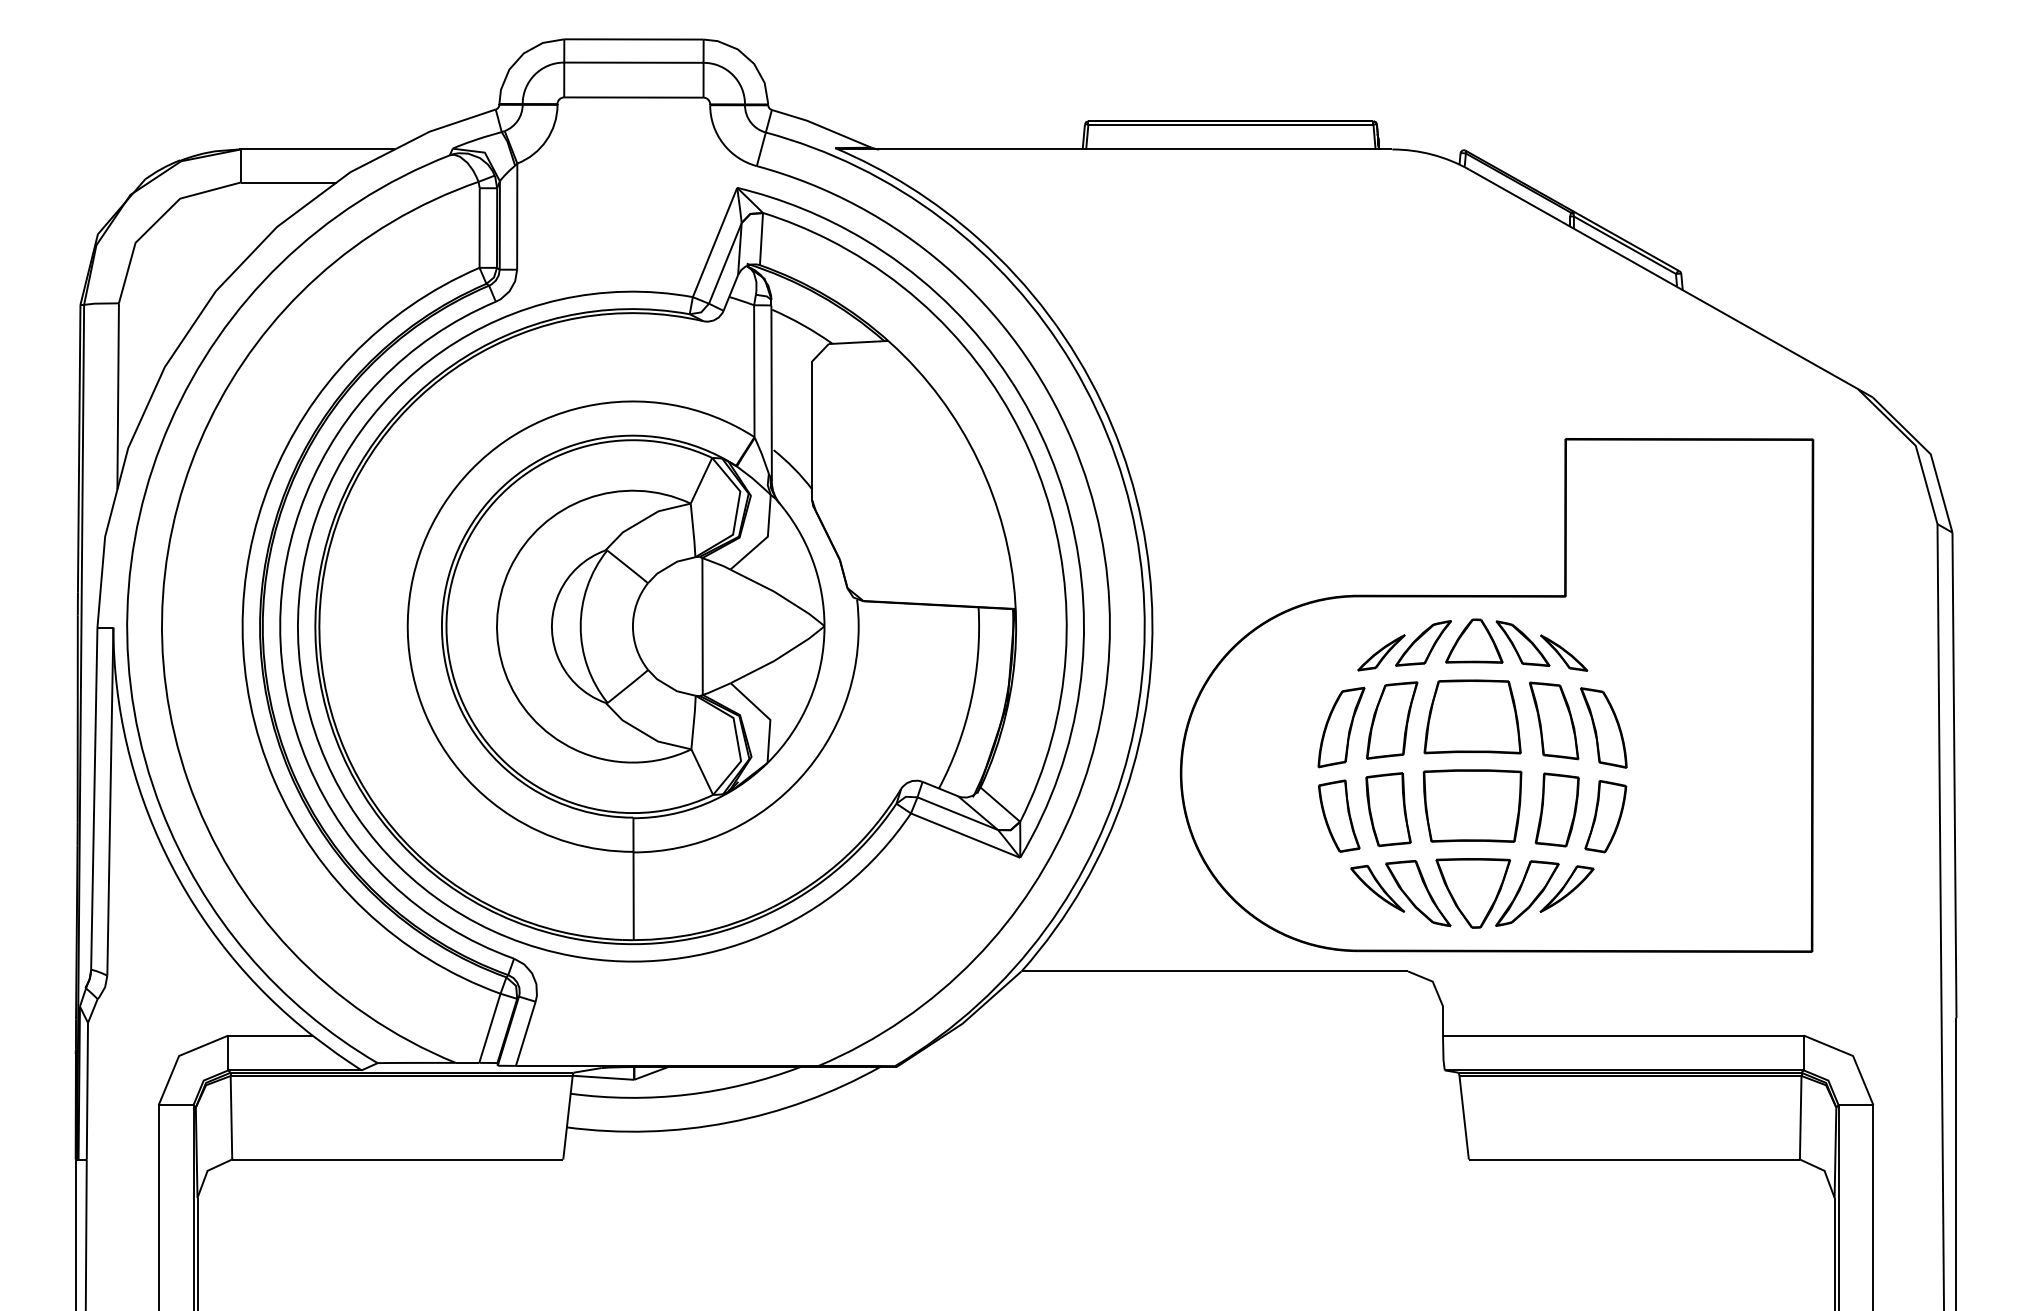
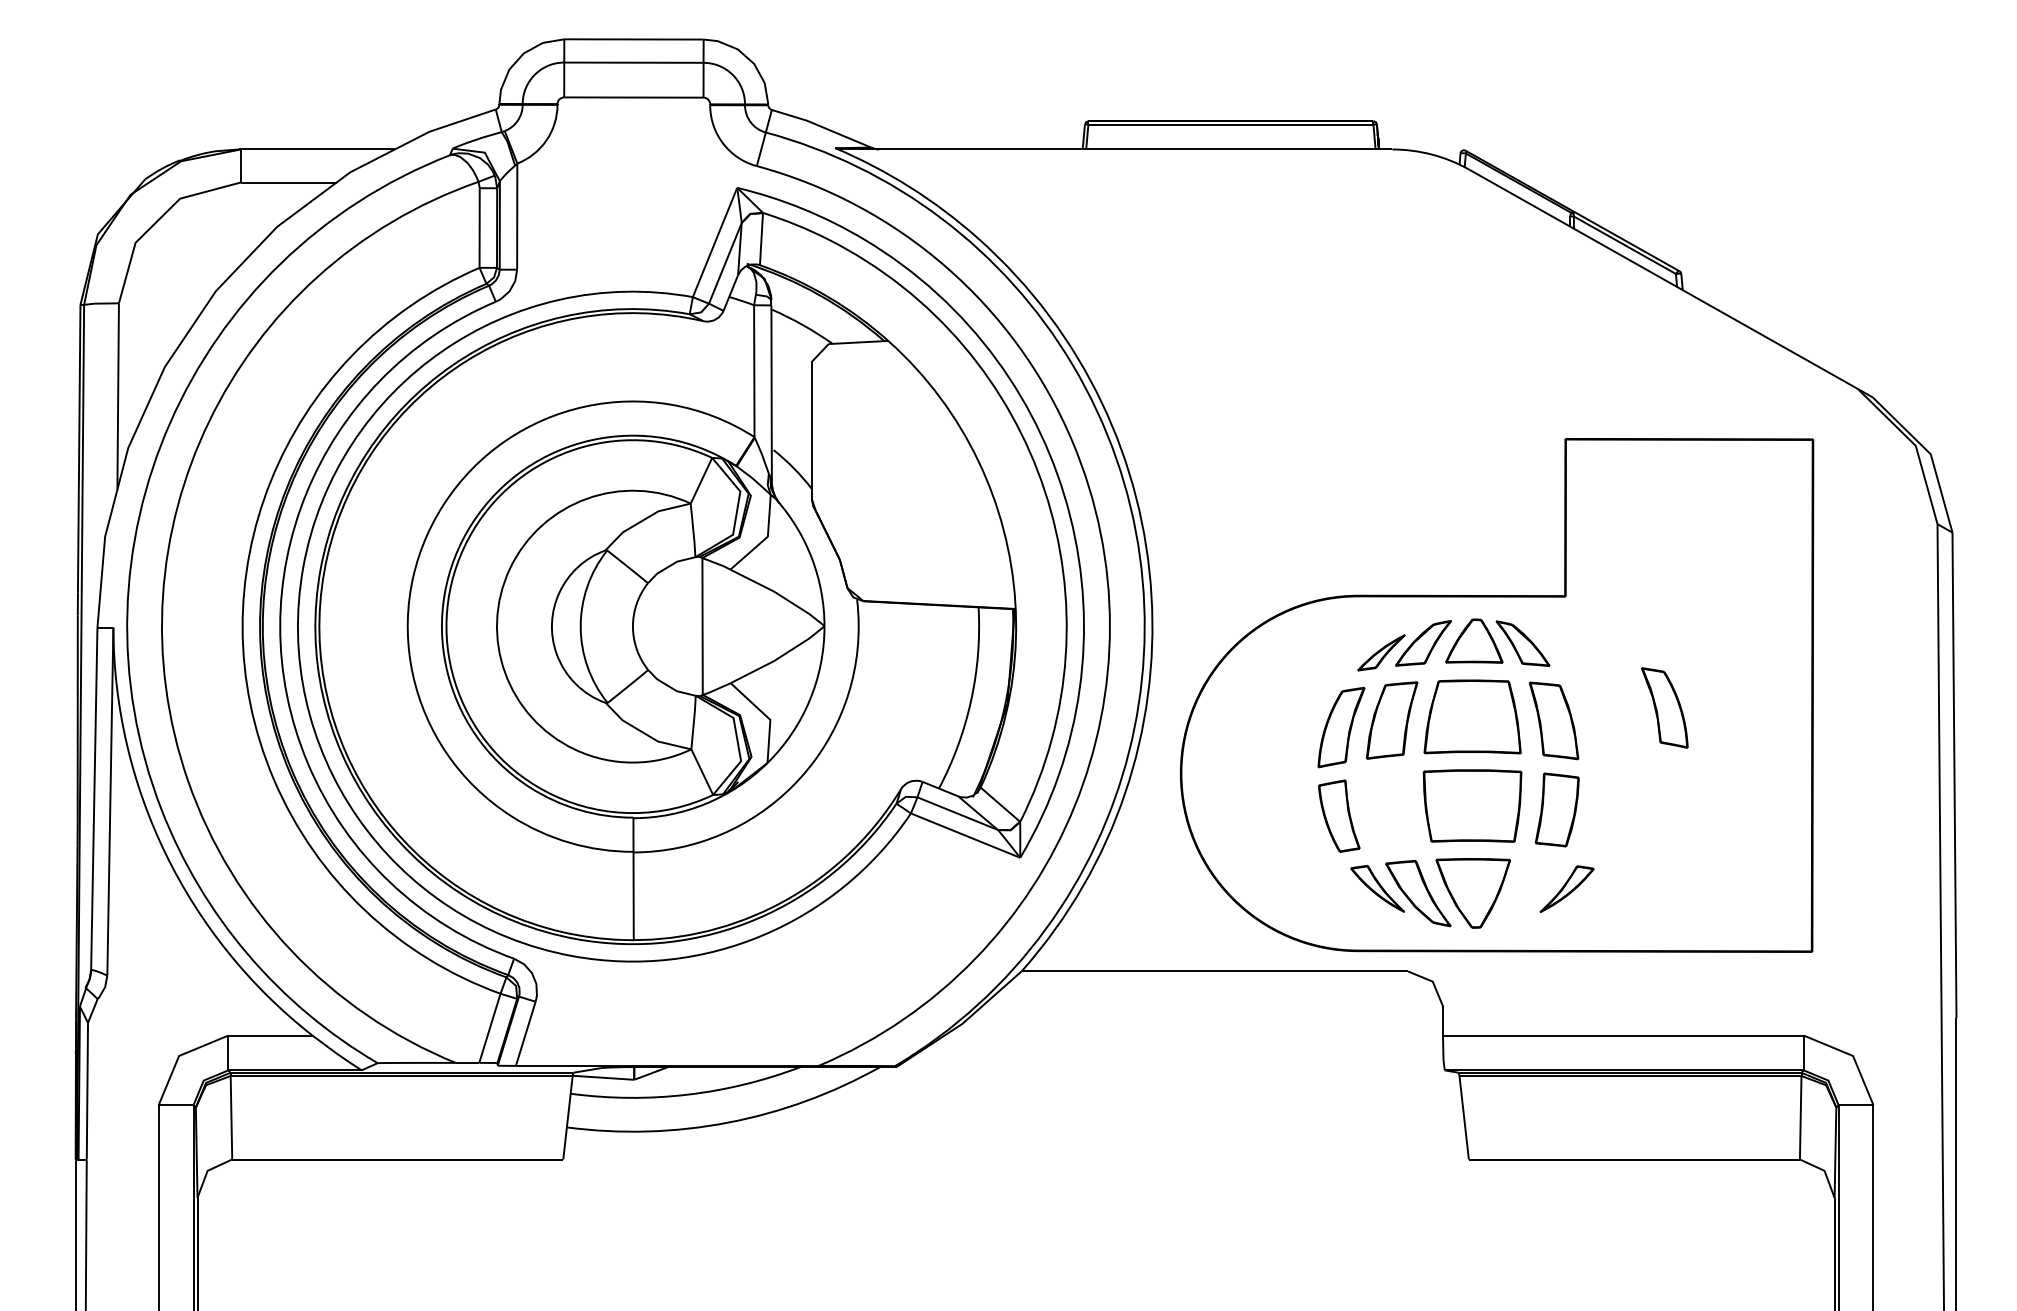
part: present -> none (1564, 652)
part position: (1603, 727) -> (1664, 707) (1664, 707)
part: present -> none (1388, 809)
part: present -> none (1605, 816)
part: present -> none (1527, 893)
